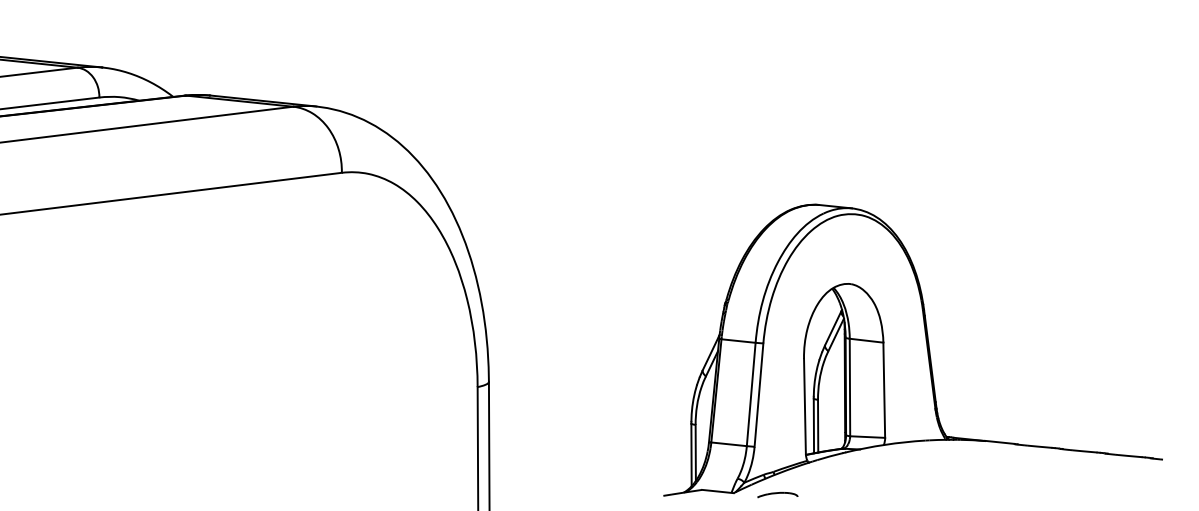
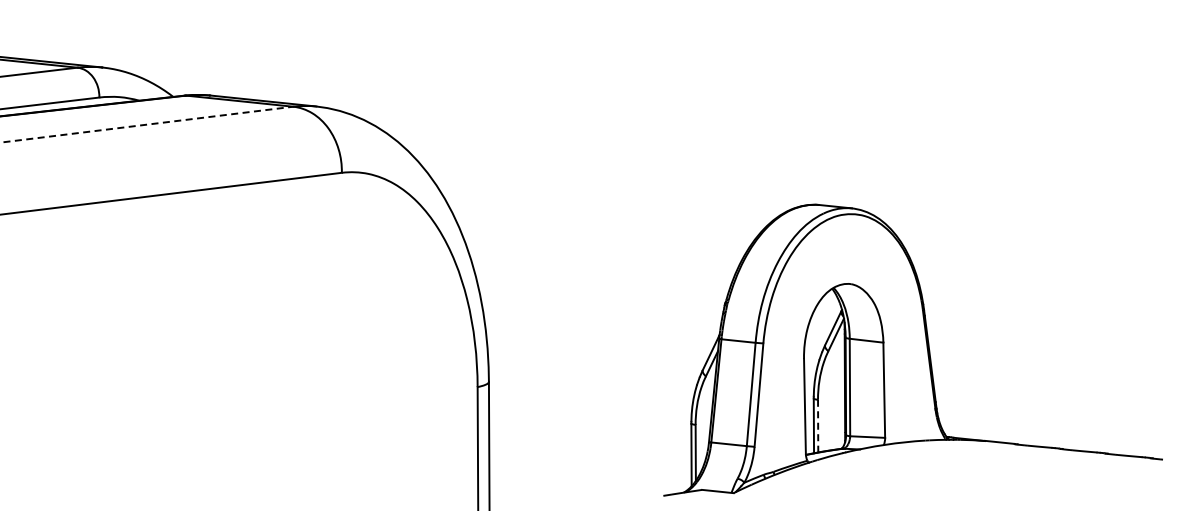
line: solid -> dashed (146, 124)
line: solid -> dashed (818, 426)
part: present -> none (777, 495)
